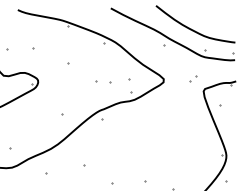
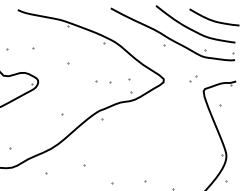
curve: none -> present (212, 19)
